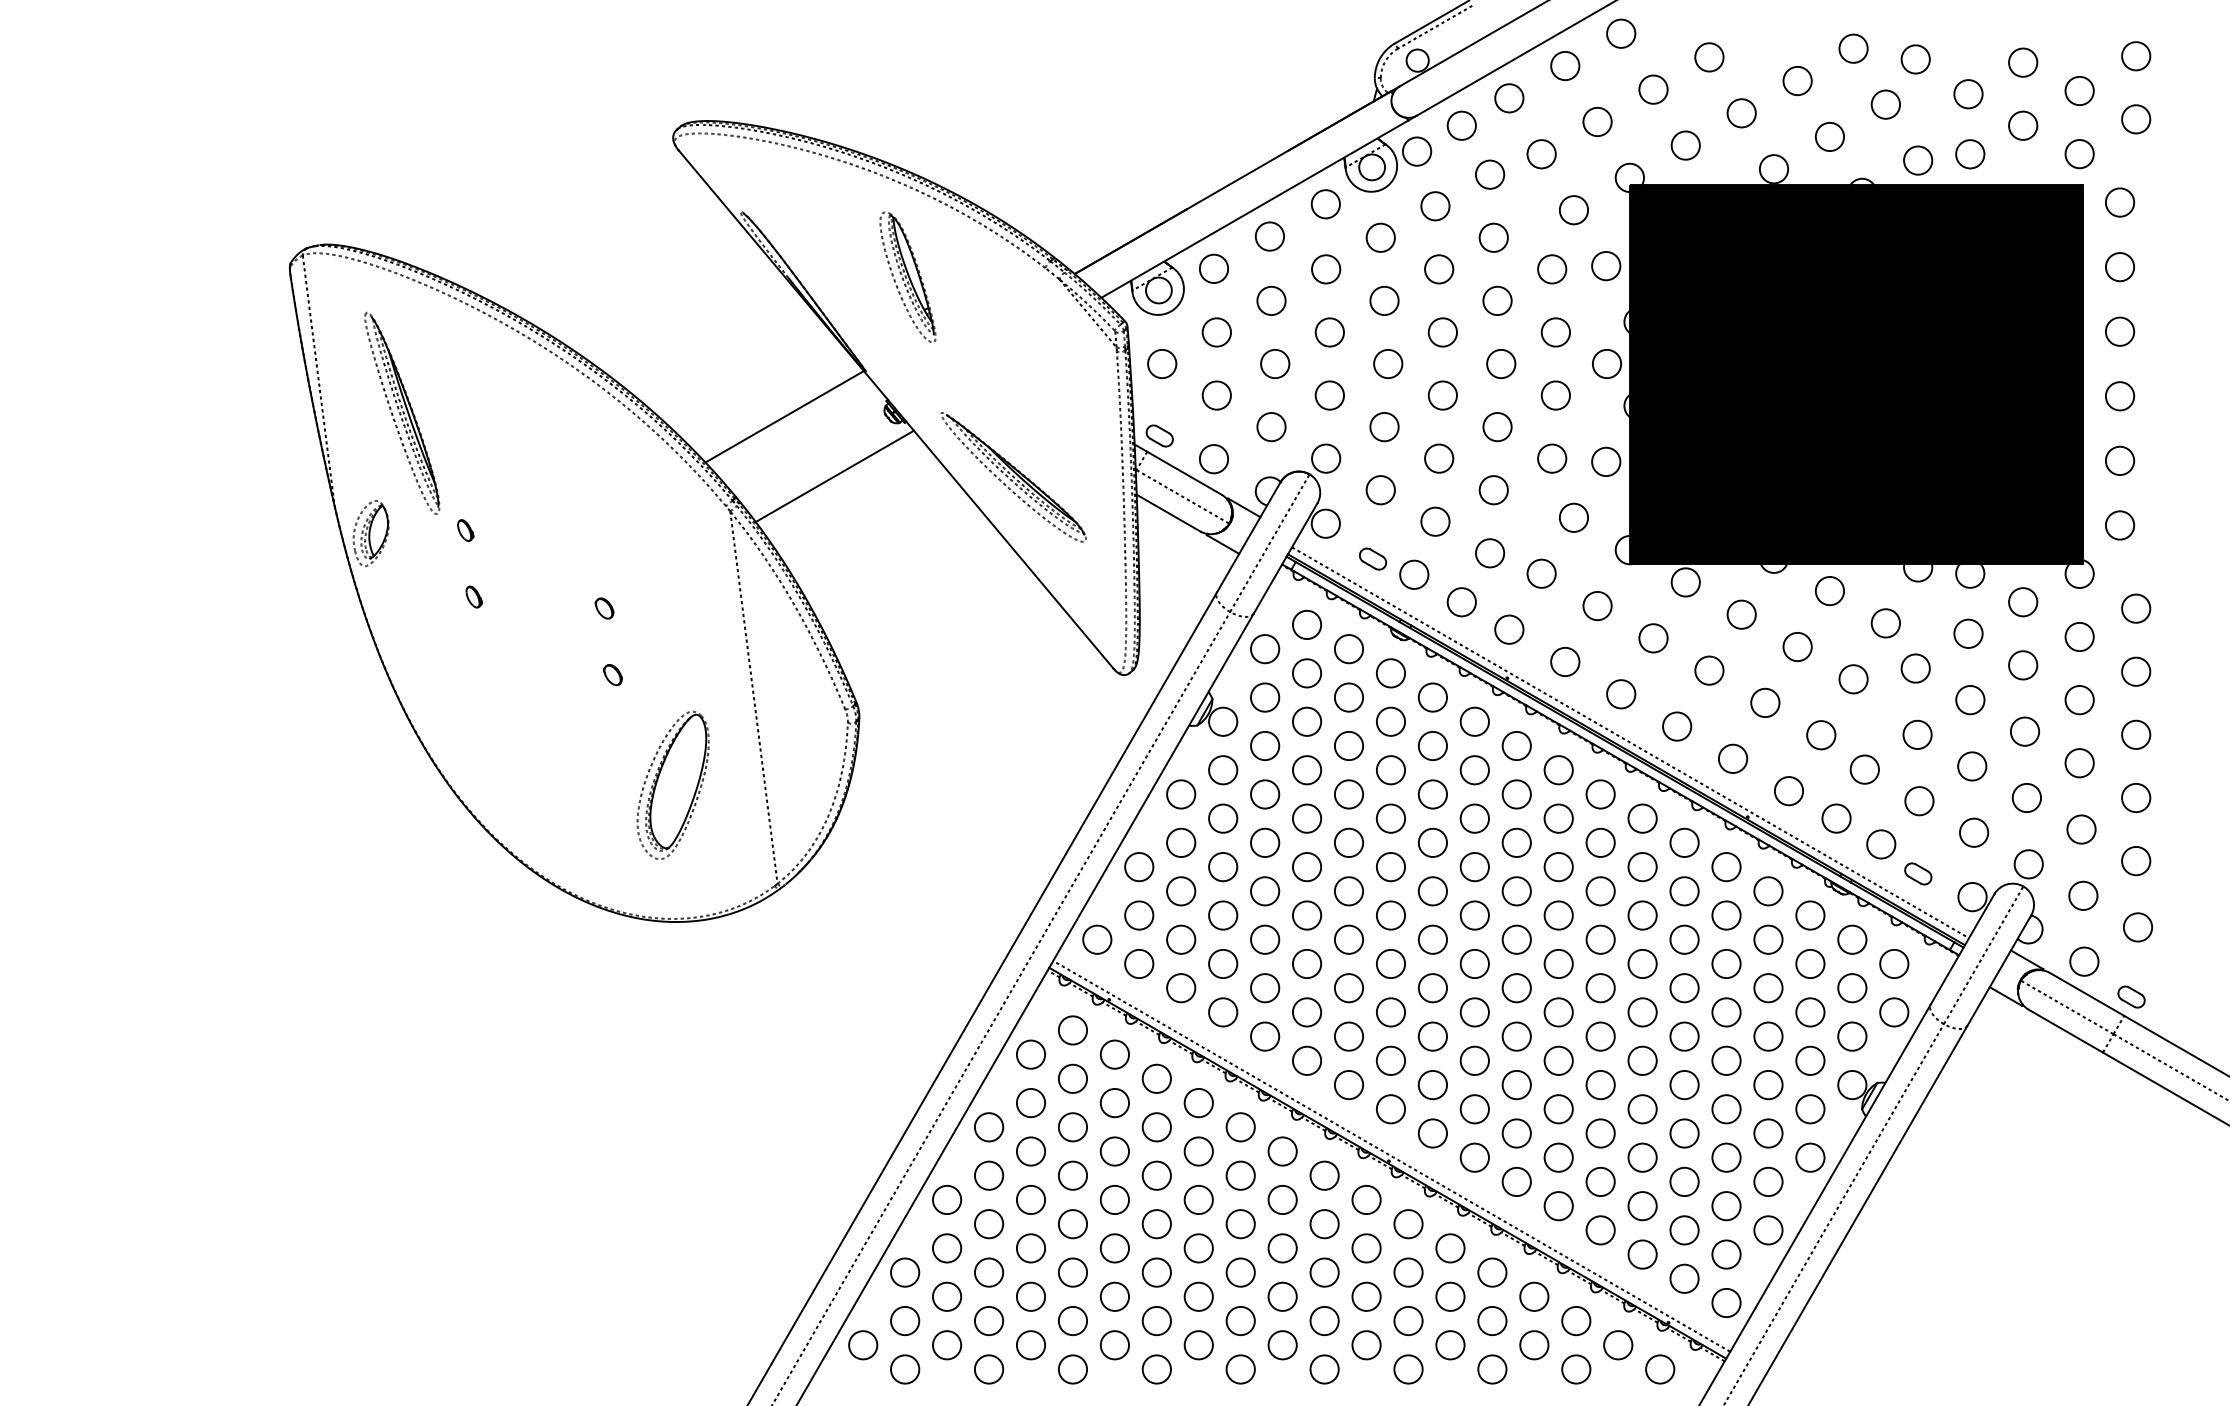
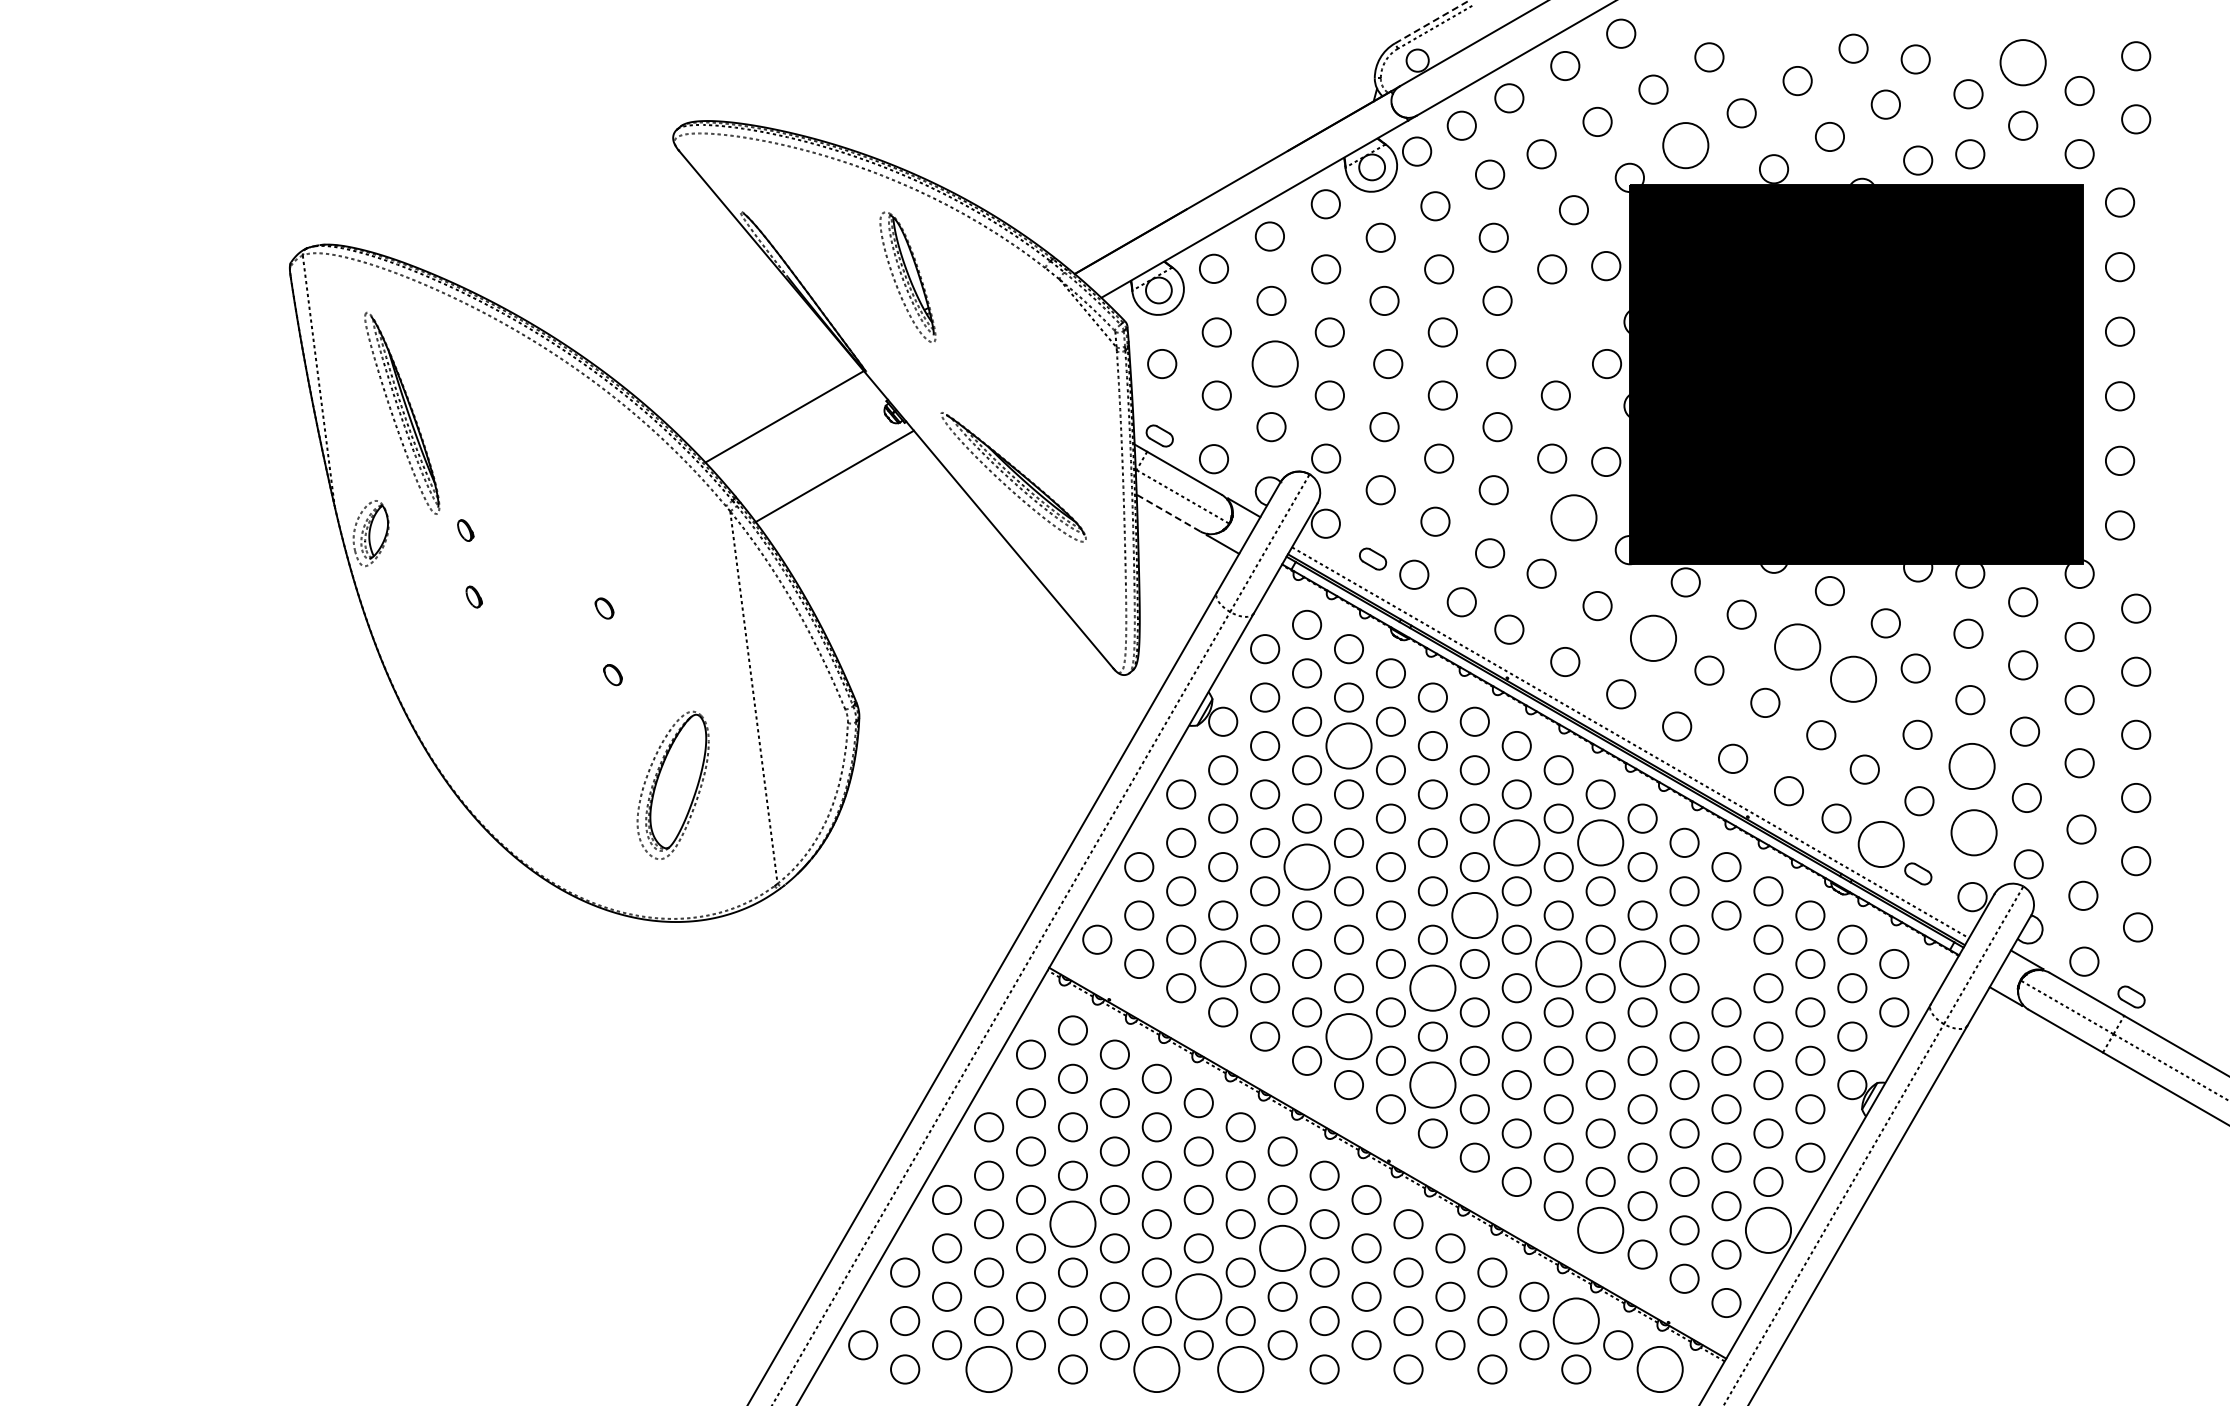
line: solid -> dashed (1432, 22)
circle diameter: 28 px -> 45 px (2022, 62)
circle diameter: 28 px -> 45 px (1685, 145)
circle: present -> none (1555, 332)
circle diameter: 28 px -> 45 px (1274, 363)
line: solid -> dashed (1168, 513)
circle diameter: 28 px -> 45 px (1573, 517)
circle diameter: 28 px -> 45 px (1653, 637)
circle diameter: 28 px -> 45 px (1797, 646)
circle diameter: 28 px -> 45 px (1853, 678)
circle diameter: 28 px -> 45 px (1348, 745)
circle size: 31x31 px -> 48x47 px (1971, 766)
circle diameter: 28 px -> 45 px (1973, 832)
circle diameter: 28 px -> 45 px (1516, 842)
circle diameter: 28 px -> 45 px (1600, 842)
circle diameter: 28 px -> 45 px (1880, 844)
circle diameter: 28 px -> 45 px (1306, 866)
circle diameter: 28 px -> 45 px (1474, 915)
circle diameter: 28 px -> 45 px (1222, 963)
circle diameter: 28 px -> 45 px (1558, 963)
circle diameter: 28 px -> 45 px (1642, 963)
circle: present -> none (1726, 963)
circle diameter: 28 px -> 45 px (1432, 987)
circle diameter: 28 px -> 45 px (1348, 1036)
circle diameter: 28 px -> 45 px (1432, 1084)
line: present -> none (1391, 1155)
circle diameter: 28 px -> 45 px (1072, 1223)
circle diameter: 28 px -> 45 px (1600, 1229)
circle diameter: 28 px -> 45 px (1768, 1229)
circle diameter: 28 px -> 45 px (1282, 1247)
circle diameter: 28 px -> 45 px (1198, 1296)
circle diameter: 28 px -> 45 px (1575, 1320)
circle diameter: 28 px -> 45 px (988, 1369)
circle diameter: 28 px -> 45 px (1156, 1369)
circle diameter: 28 px -> 45 px (1240, 1369)
circle diameter: 28 px -> 45 px (1659, 1369)
